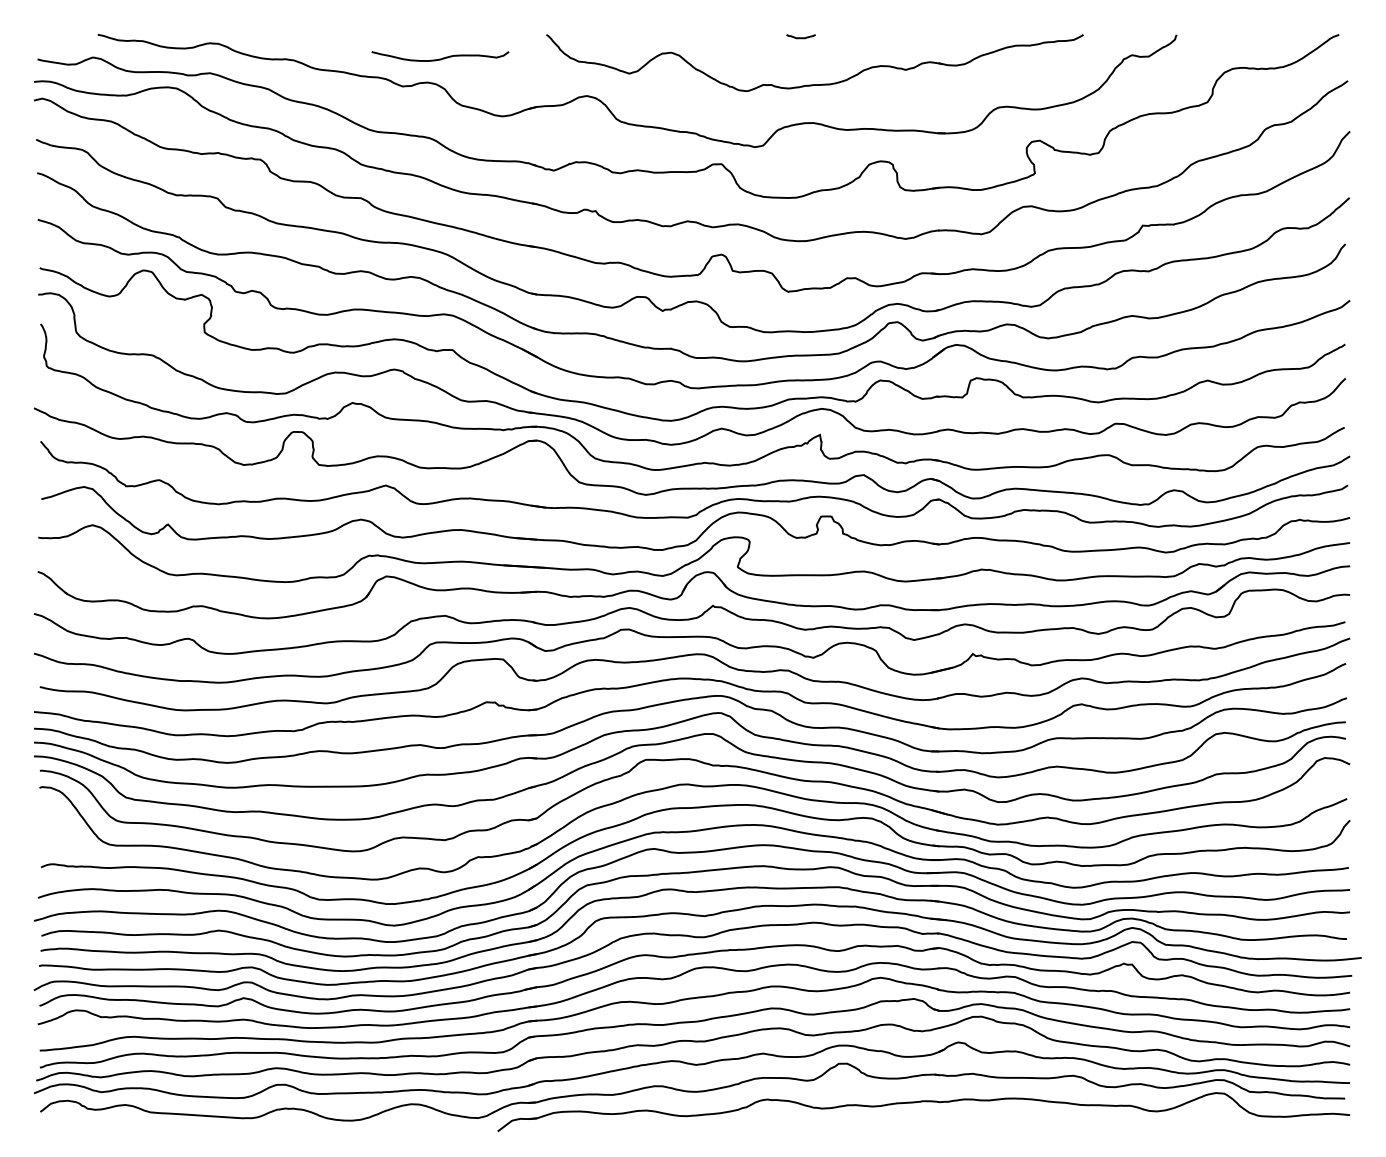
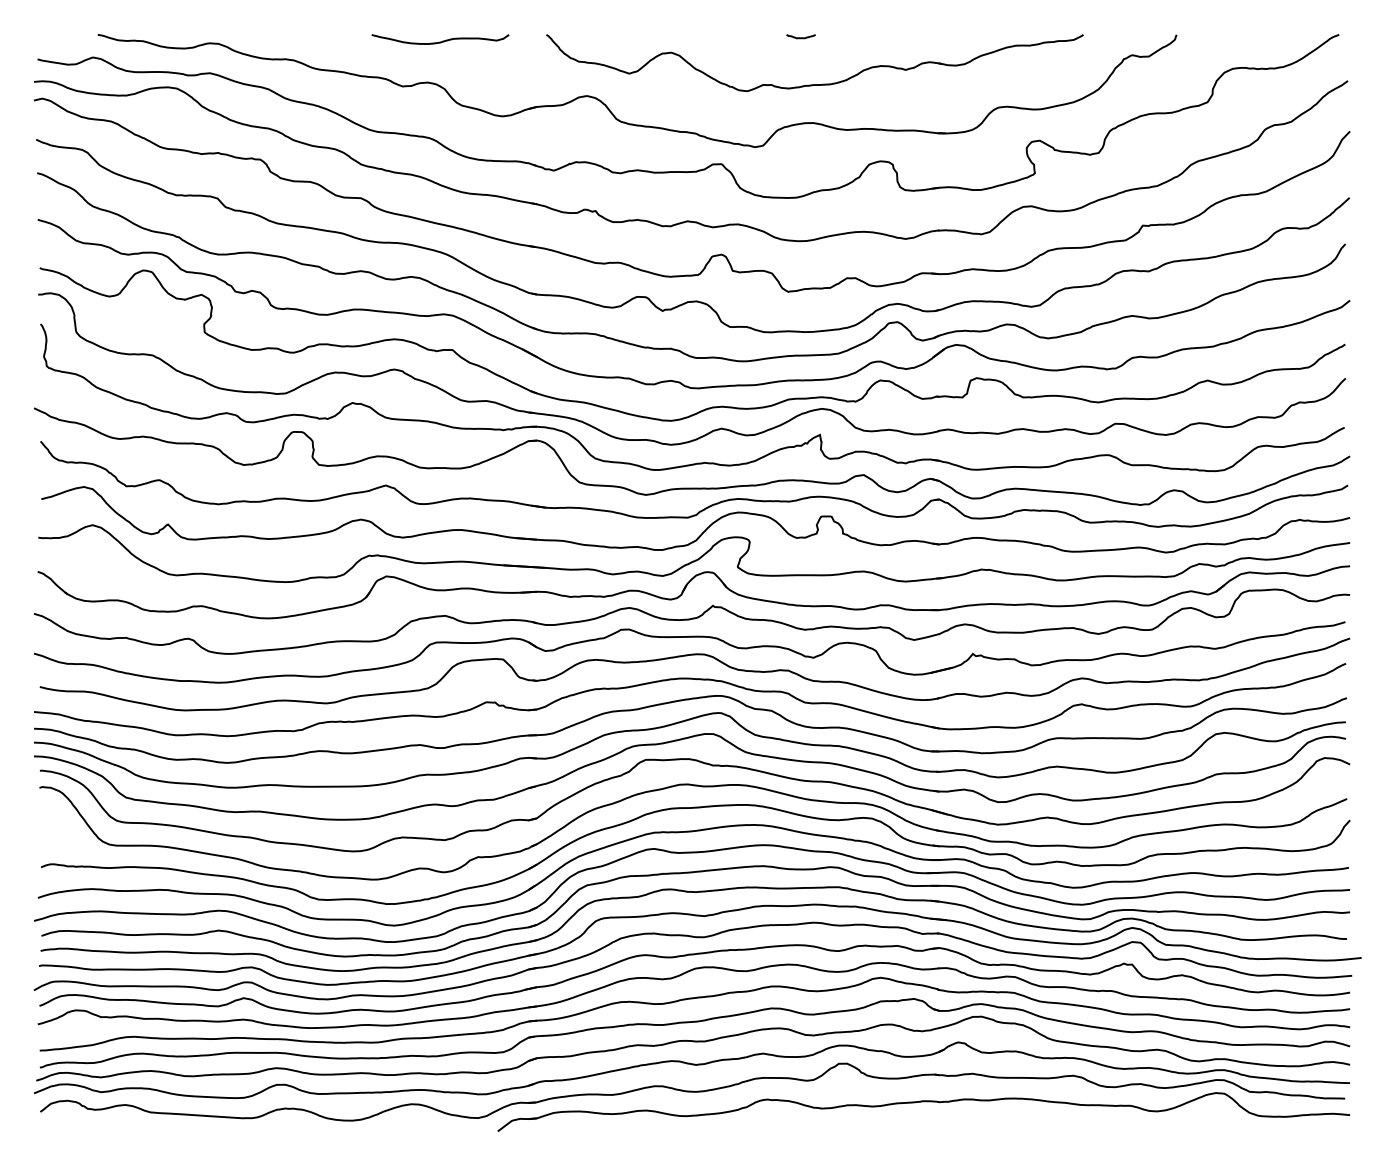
curve position: (440, 58) -> (440, 41) (440, 41)
